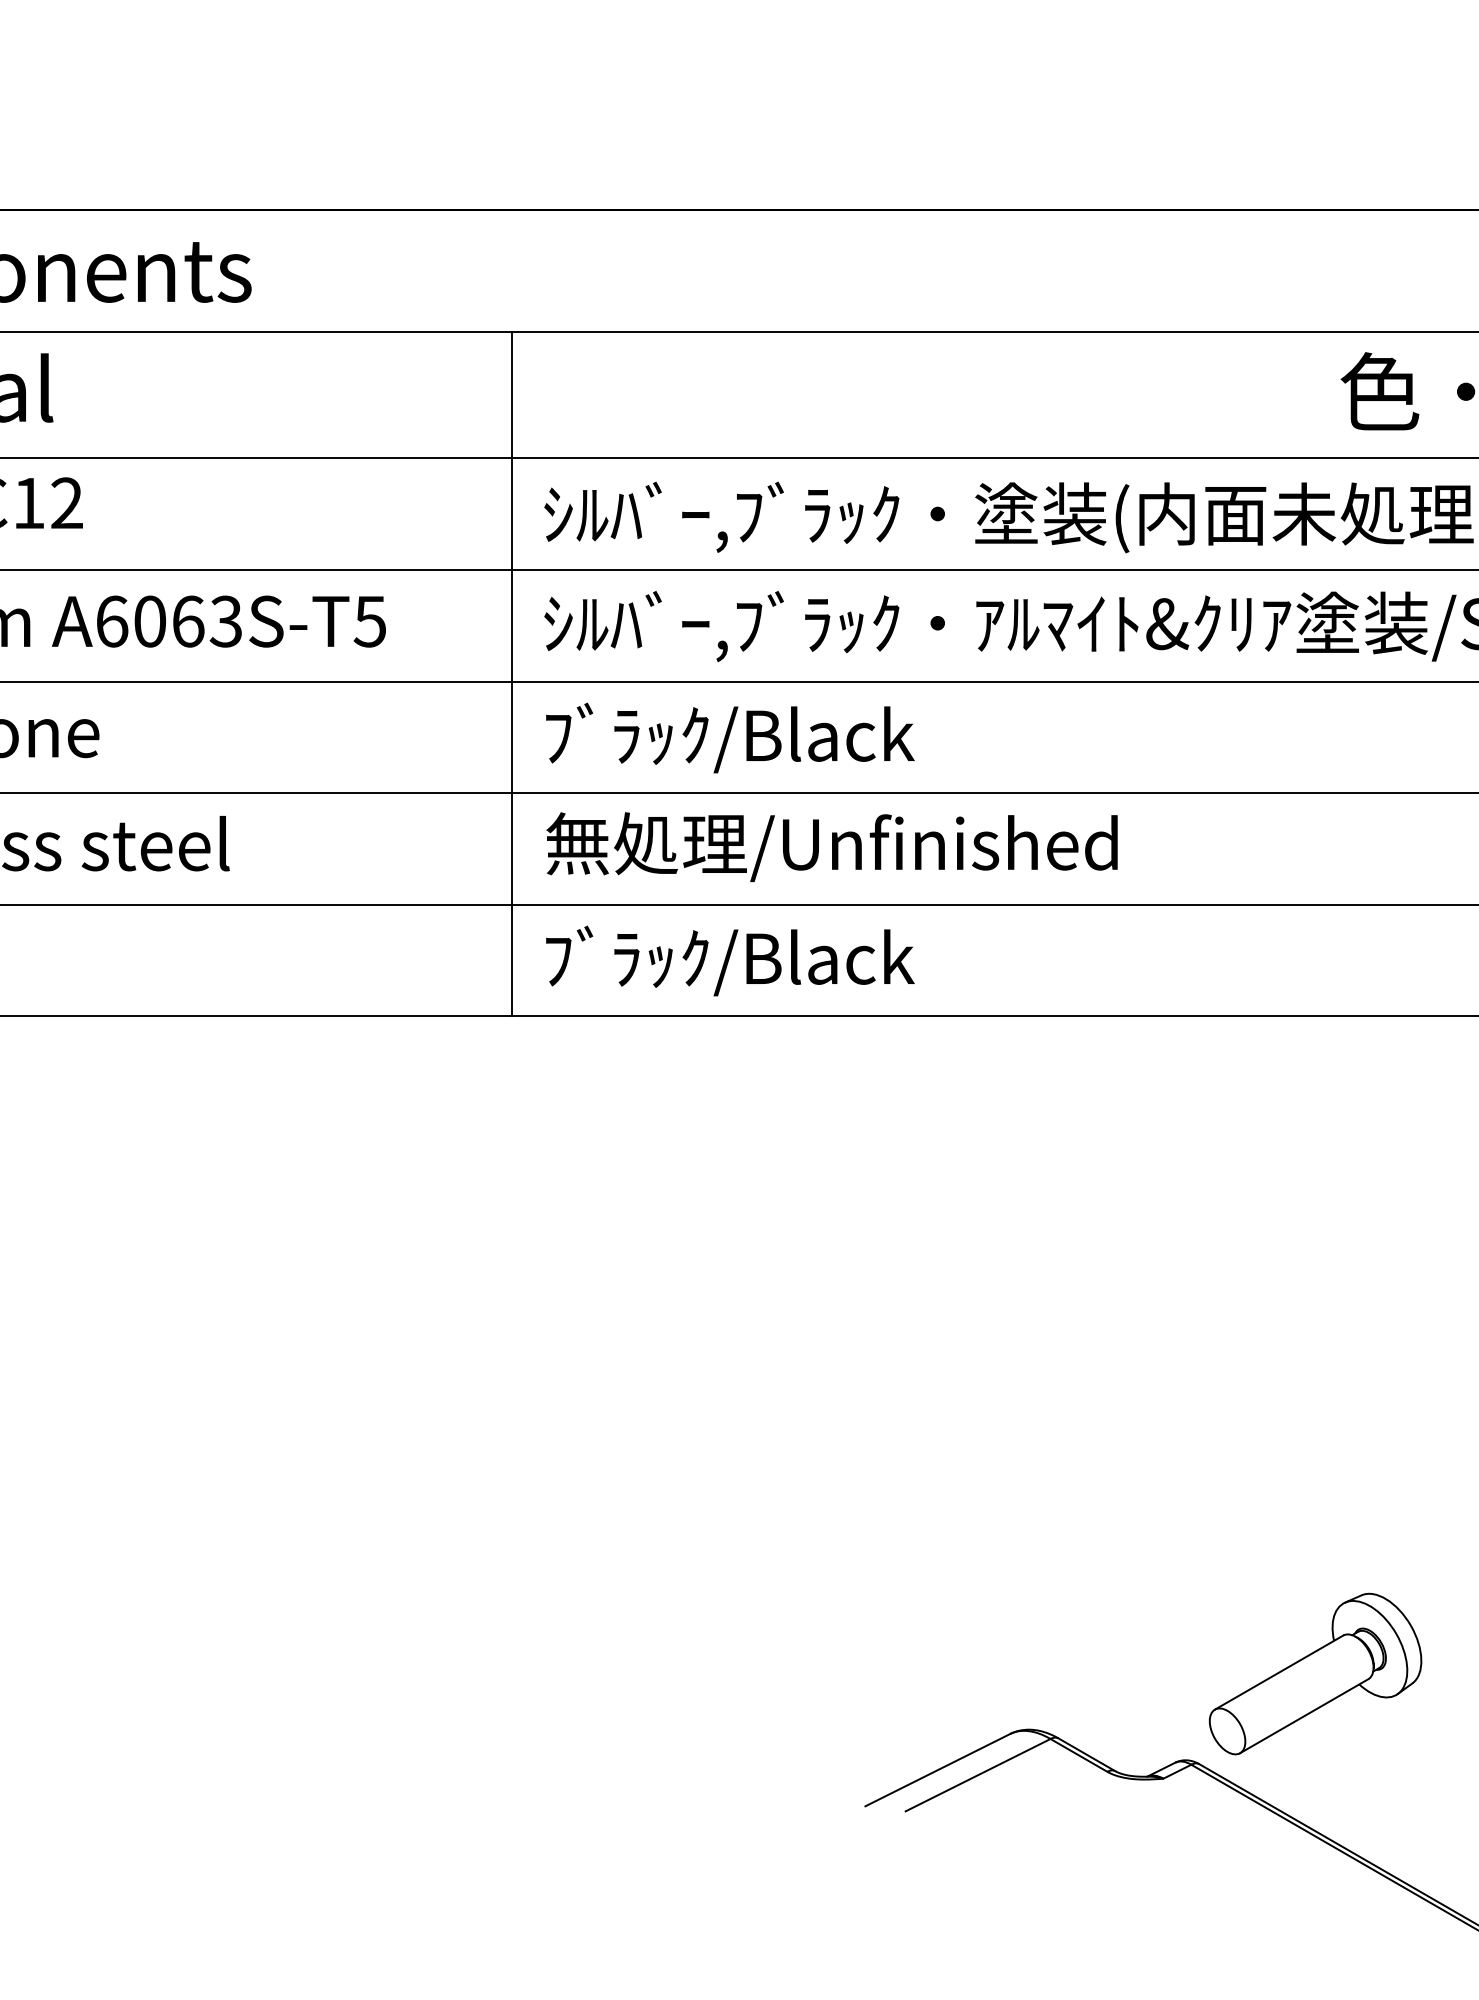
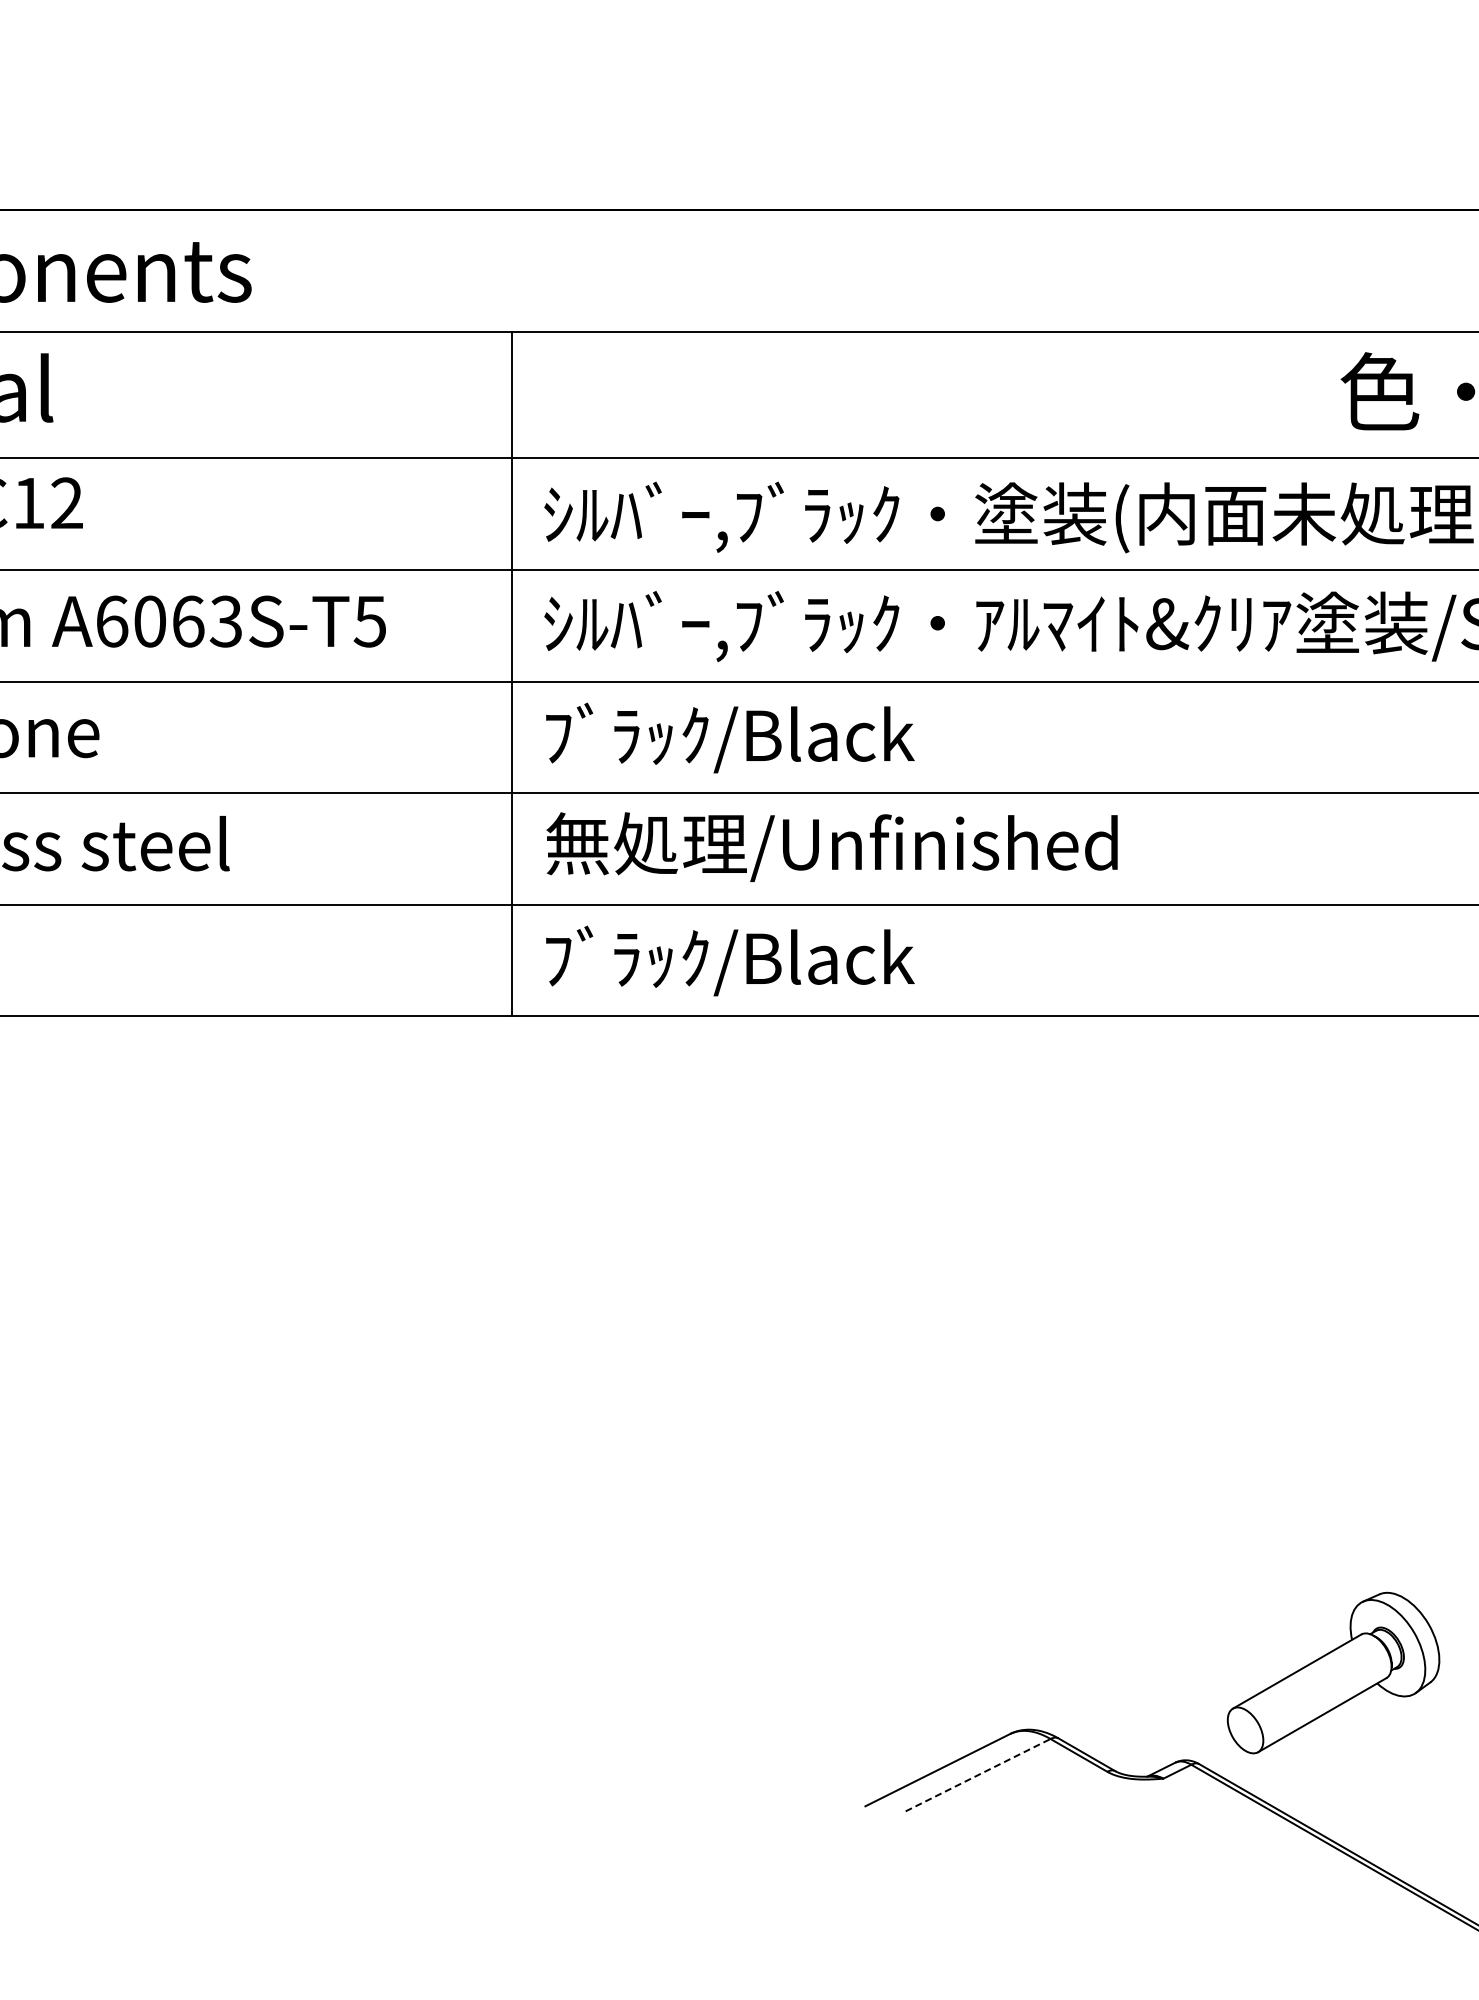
part position: (1315, 1673) -> (1333, 1672) (1333, 1672)
line: solid -> dashed (978, 1775)
